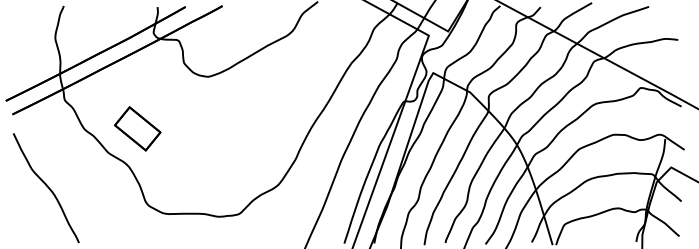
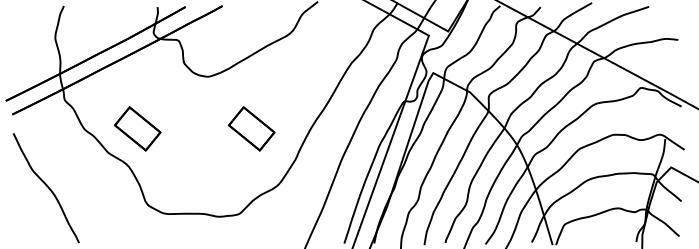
part: none -> present (251, 128)
